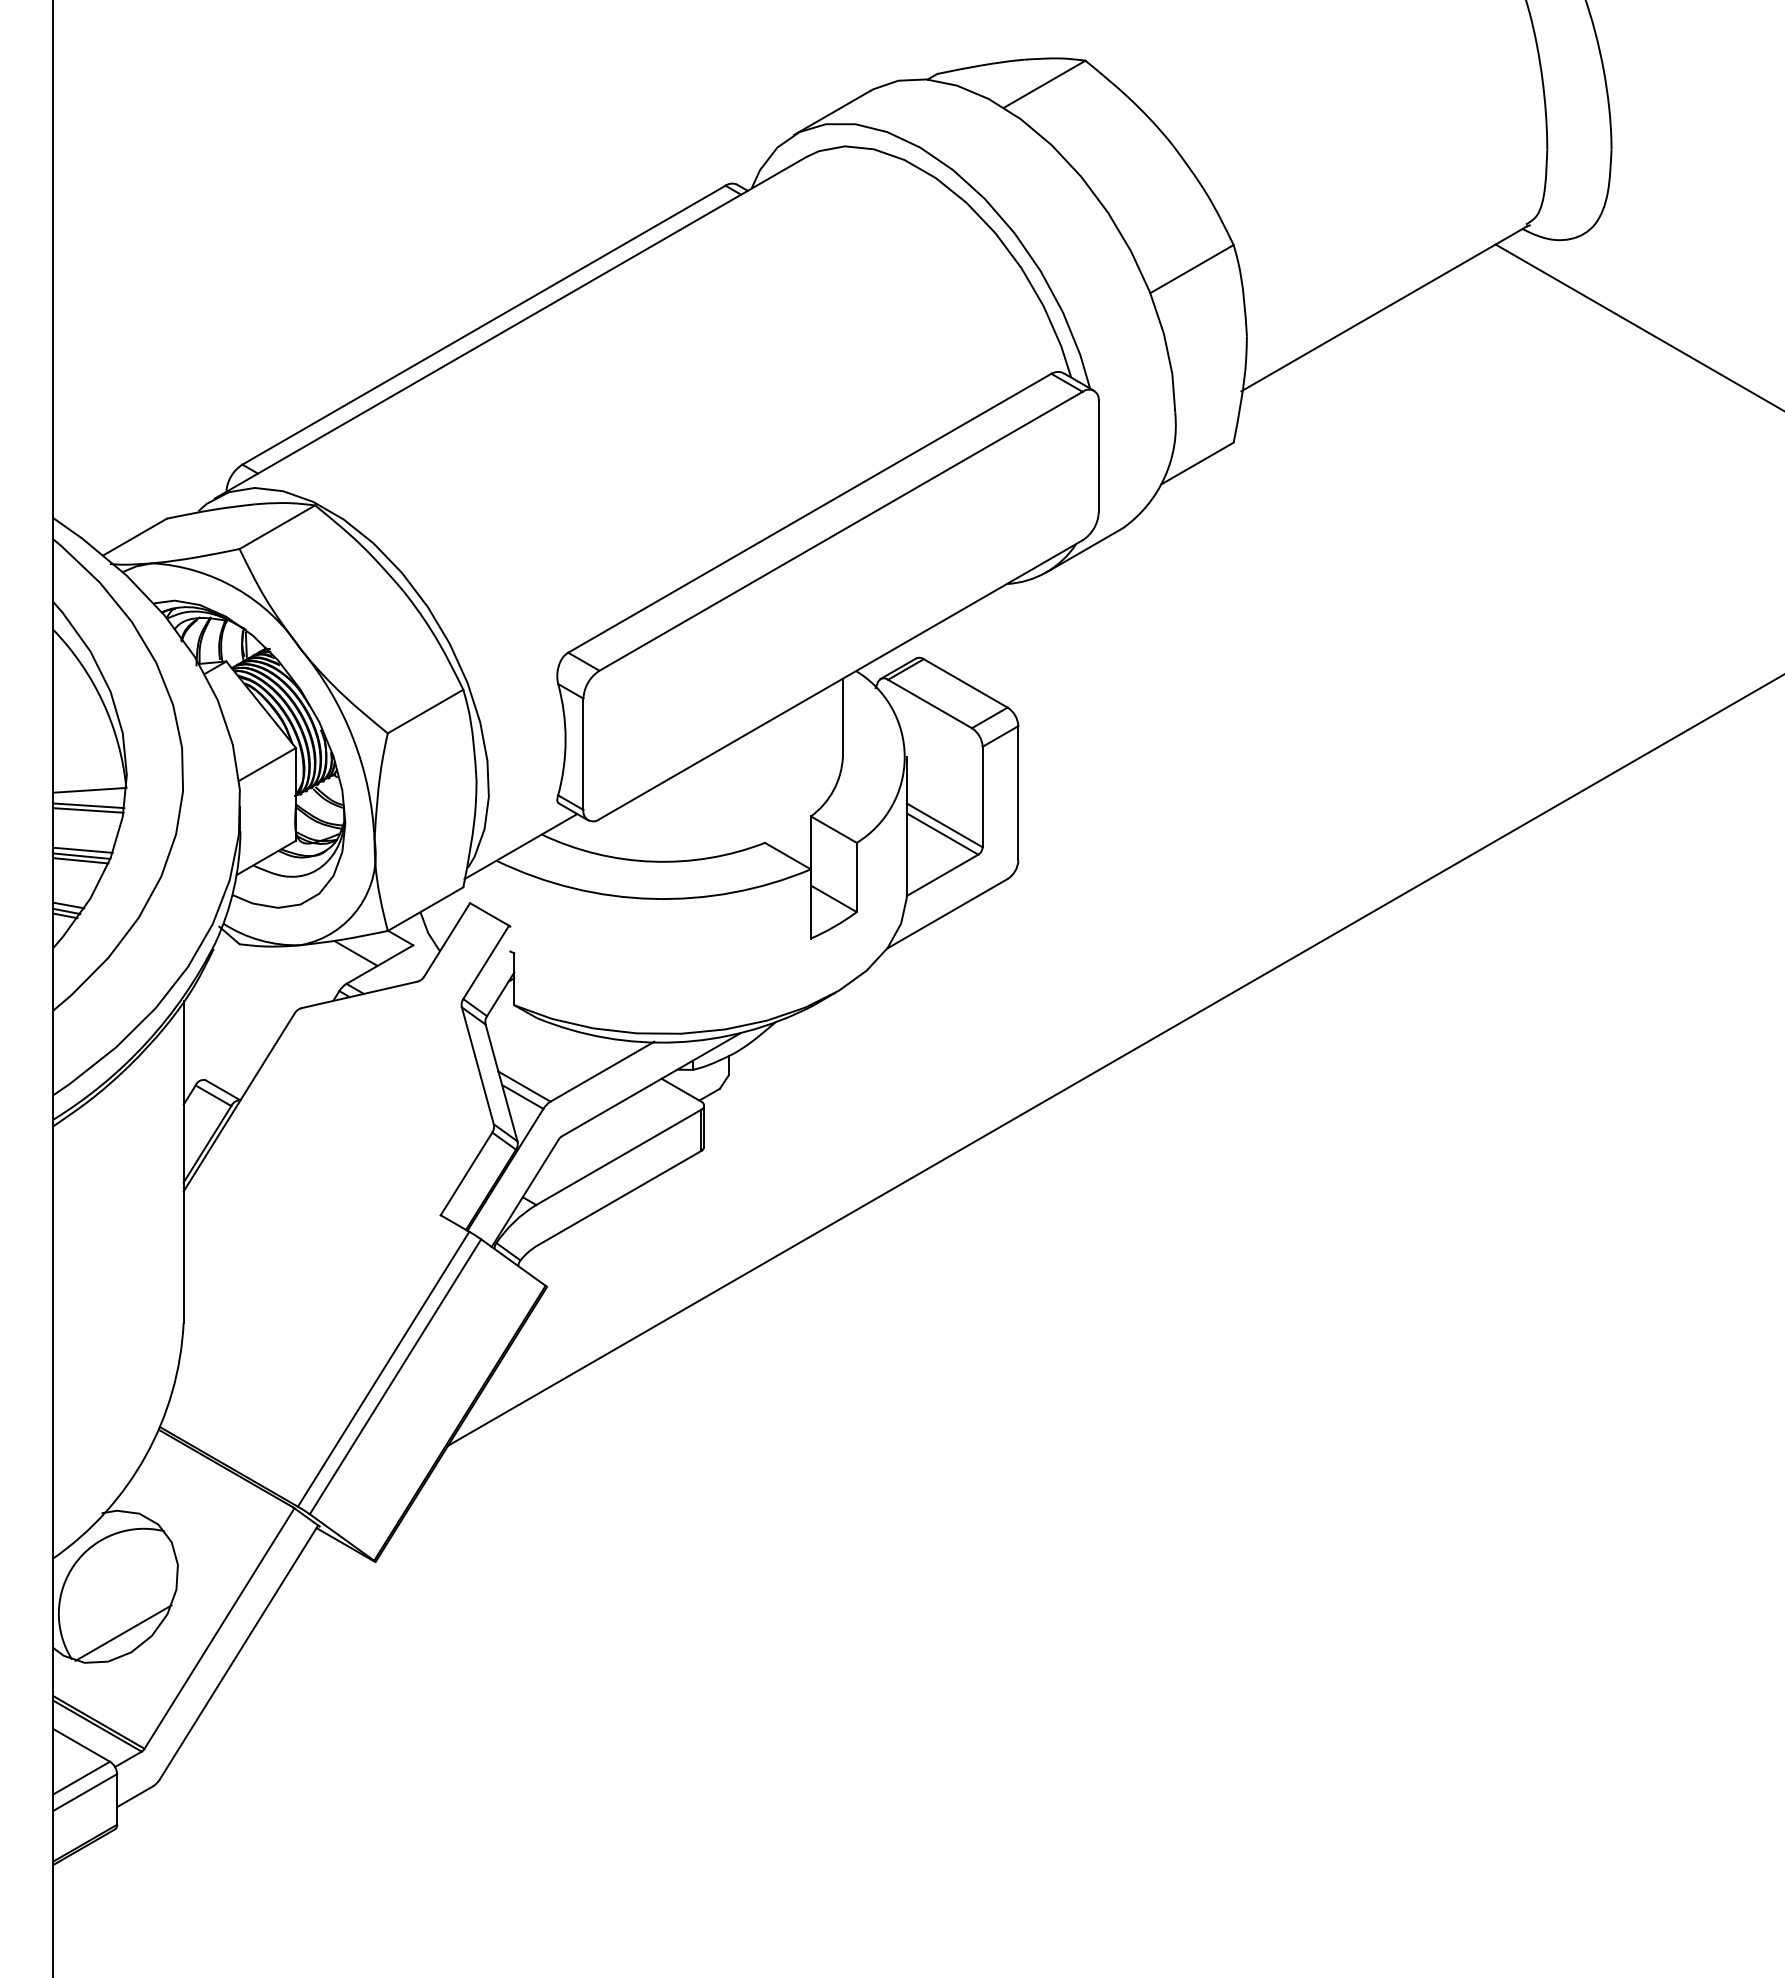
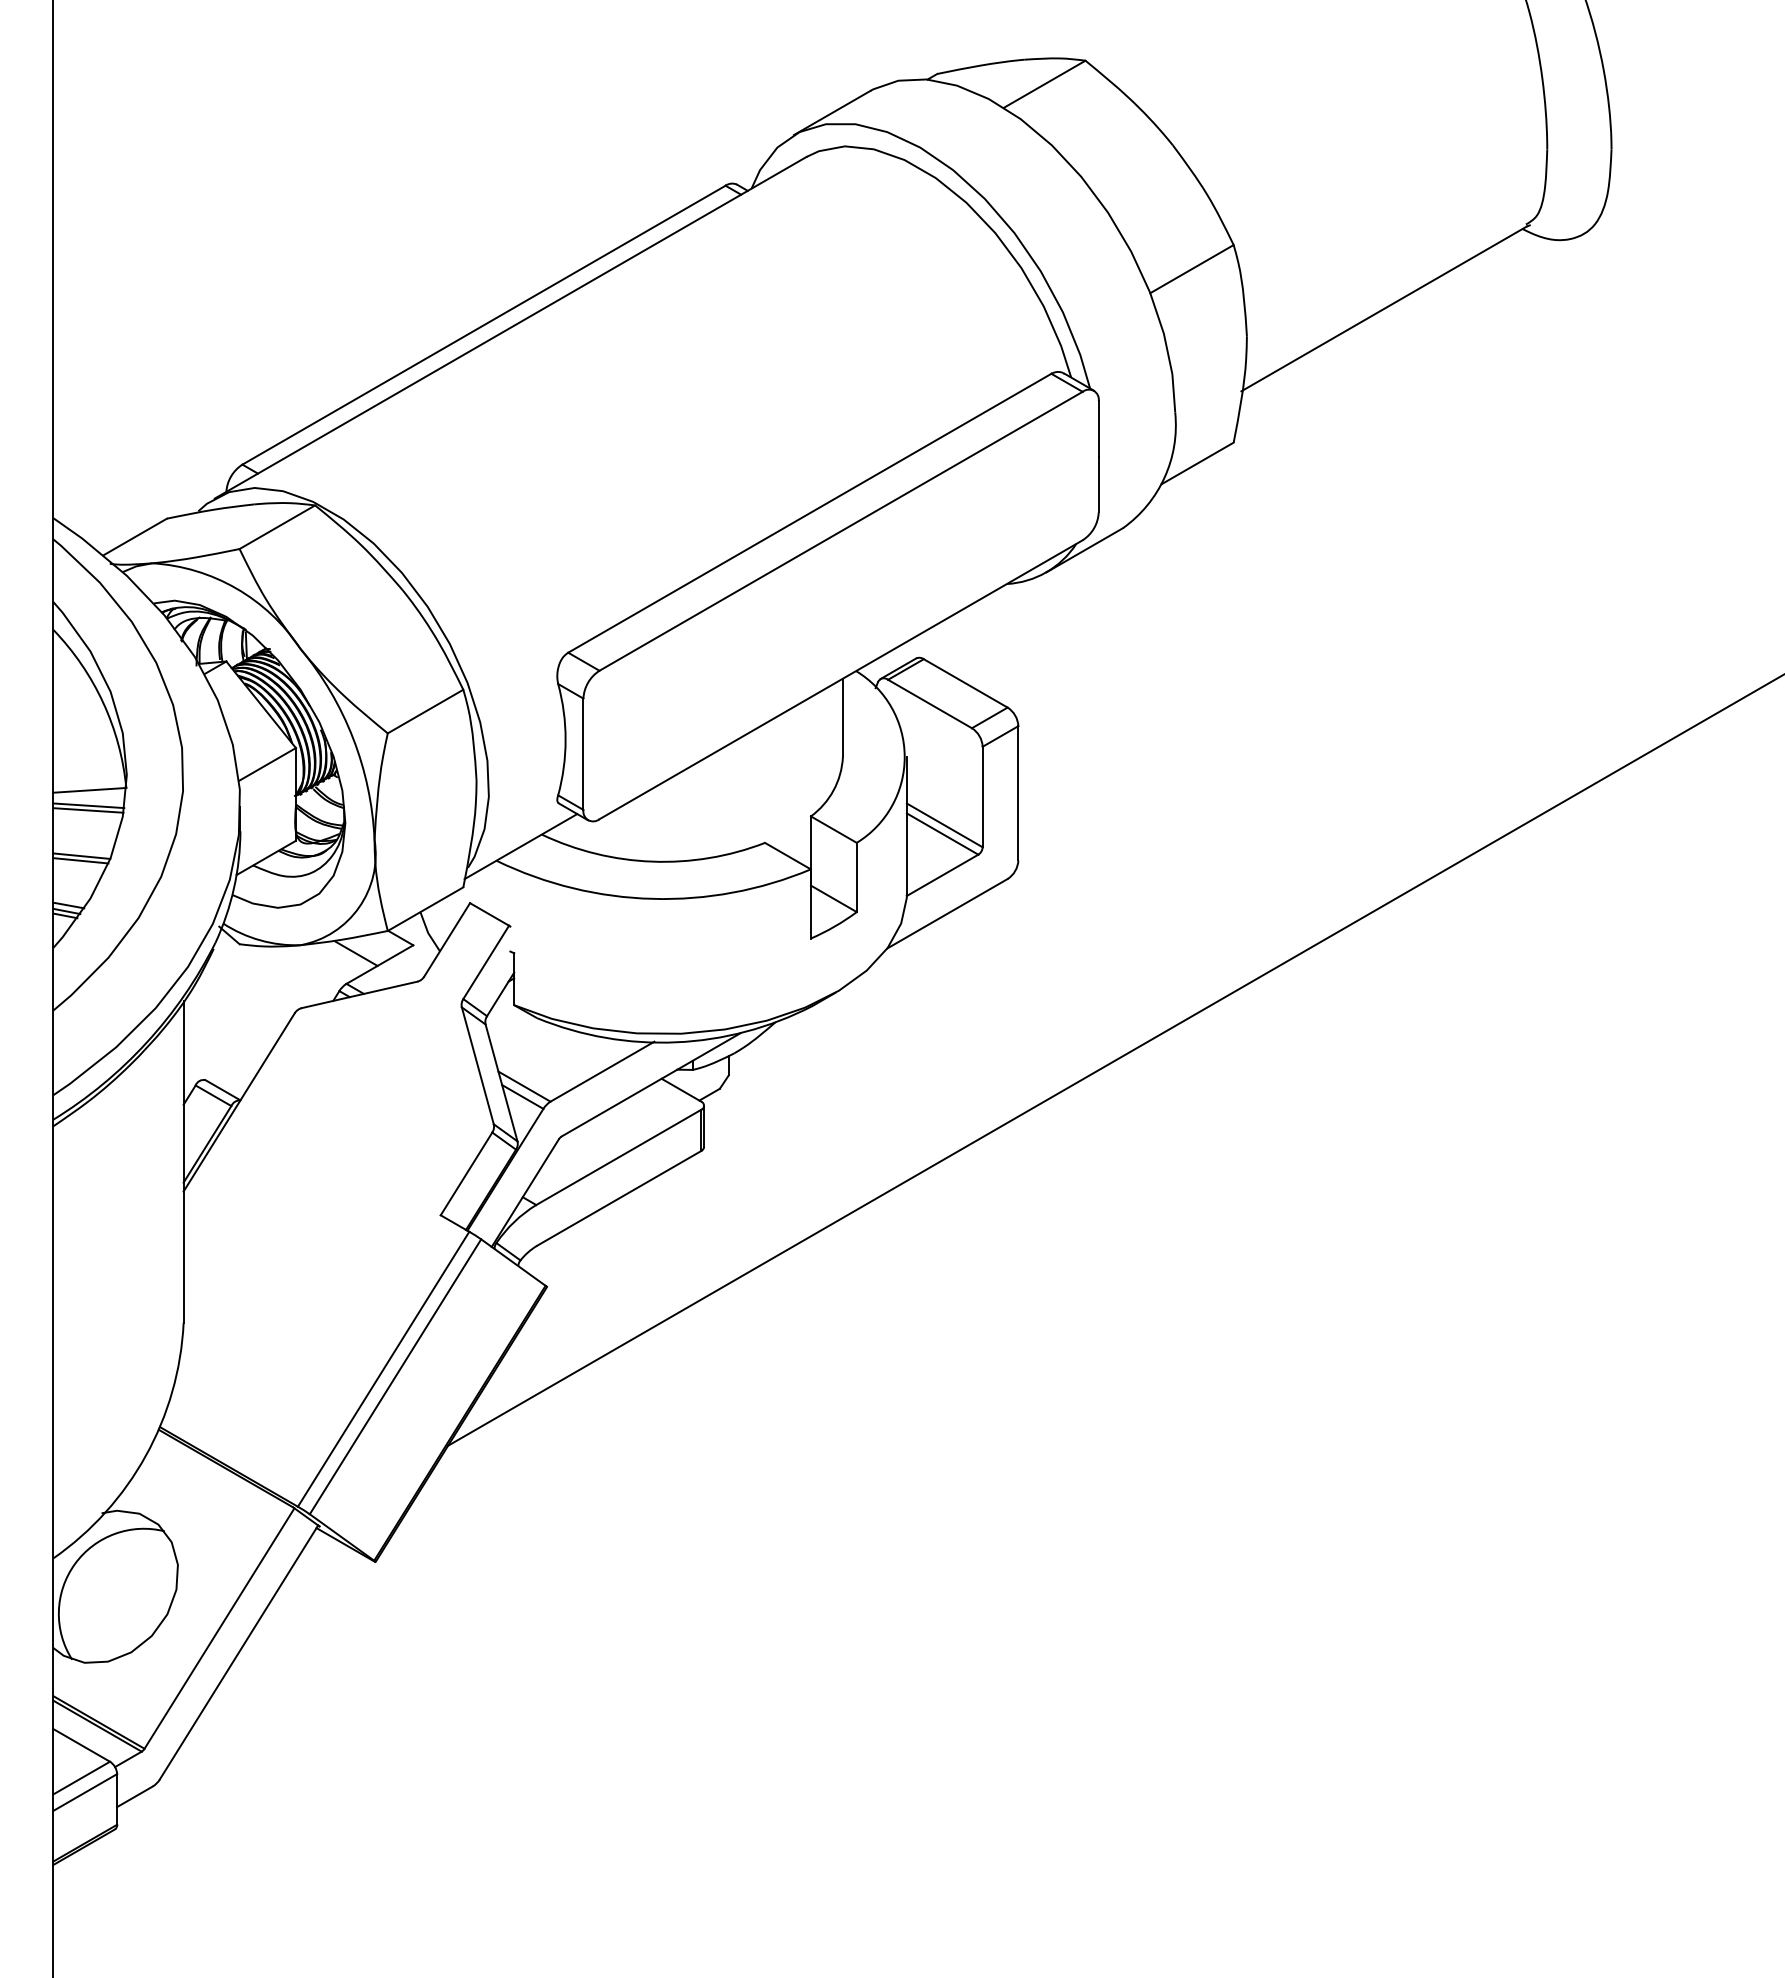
line: present -> none (1638, 326)
line: present -> none (82, 849)
line: present -> none (123, 1632)
